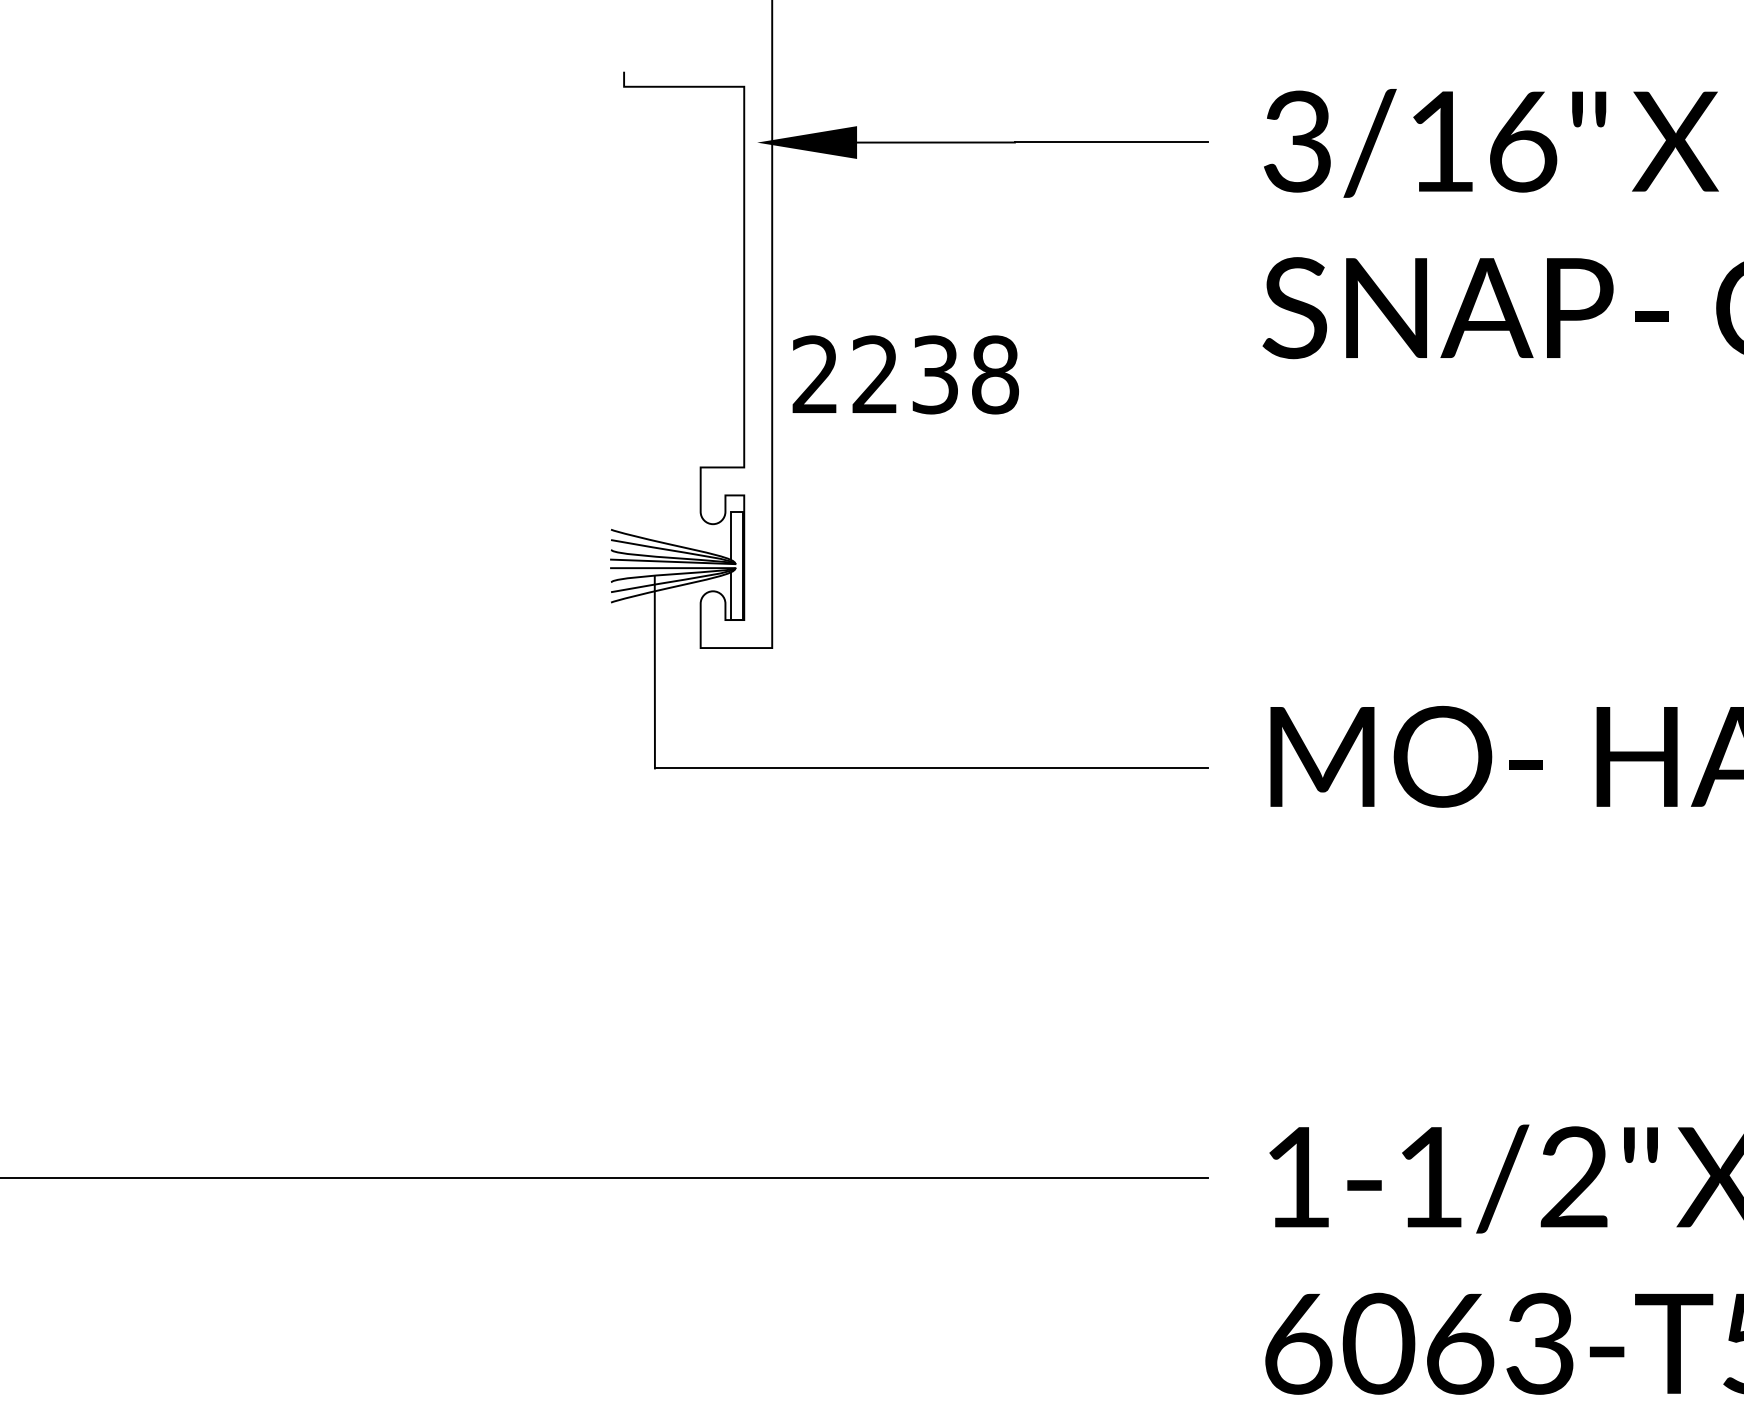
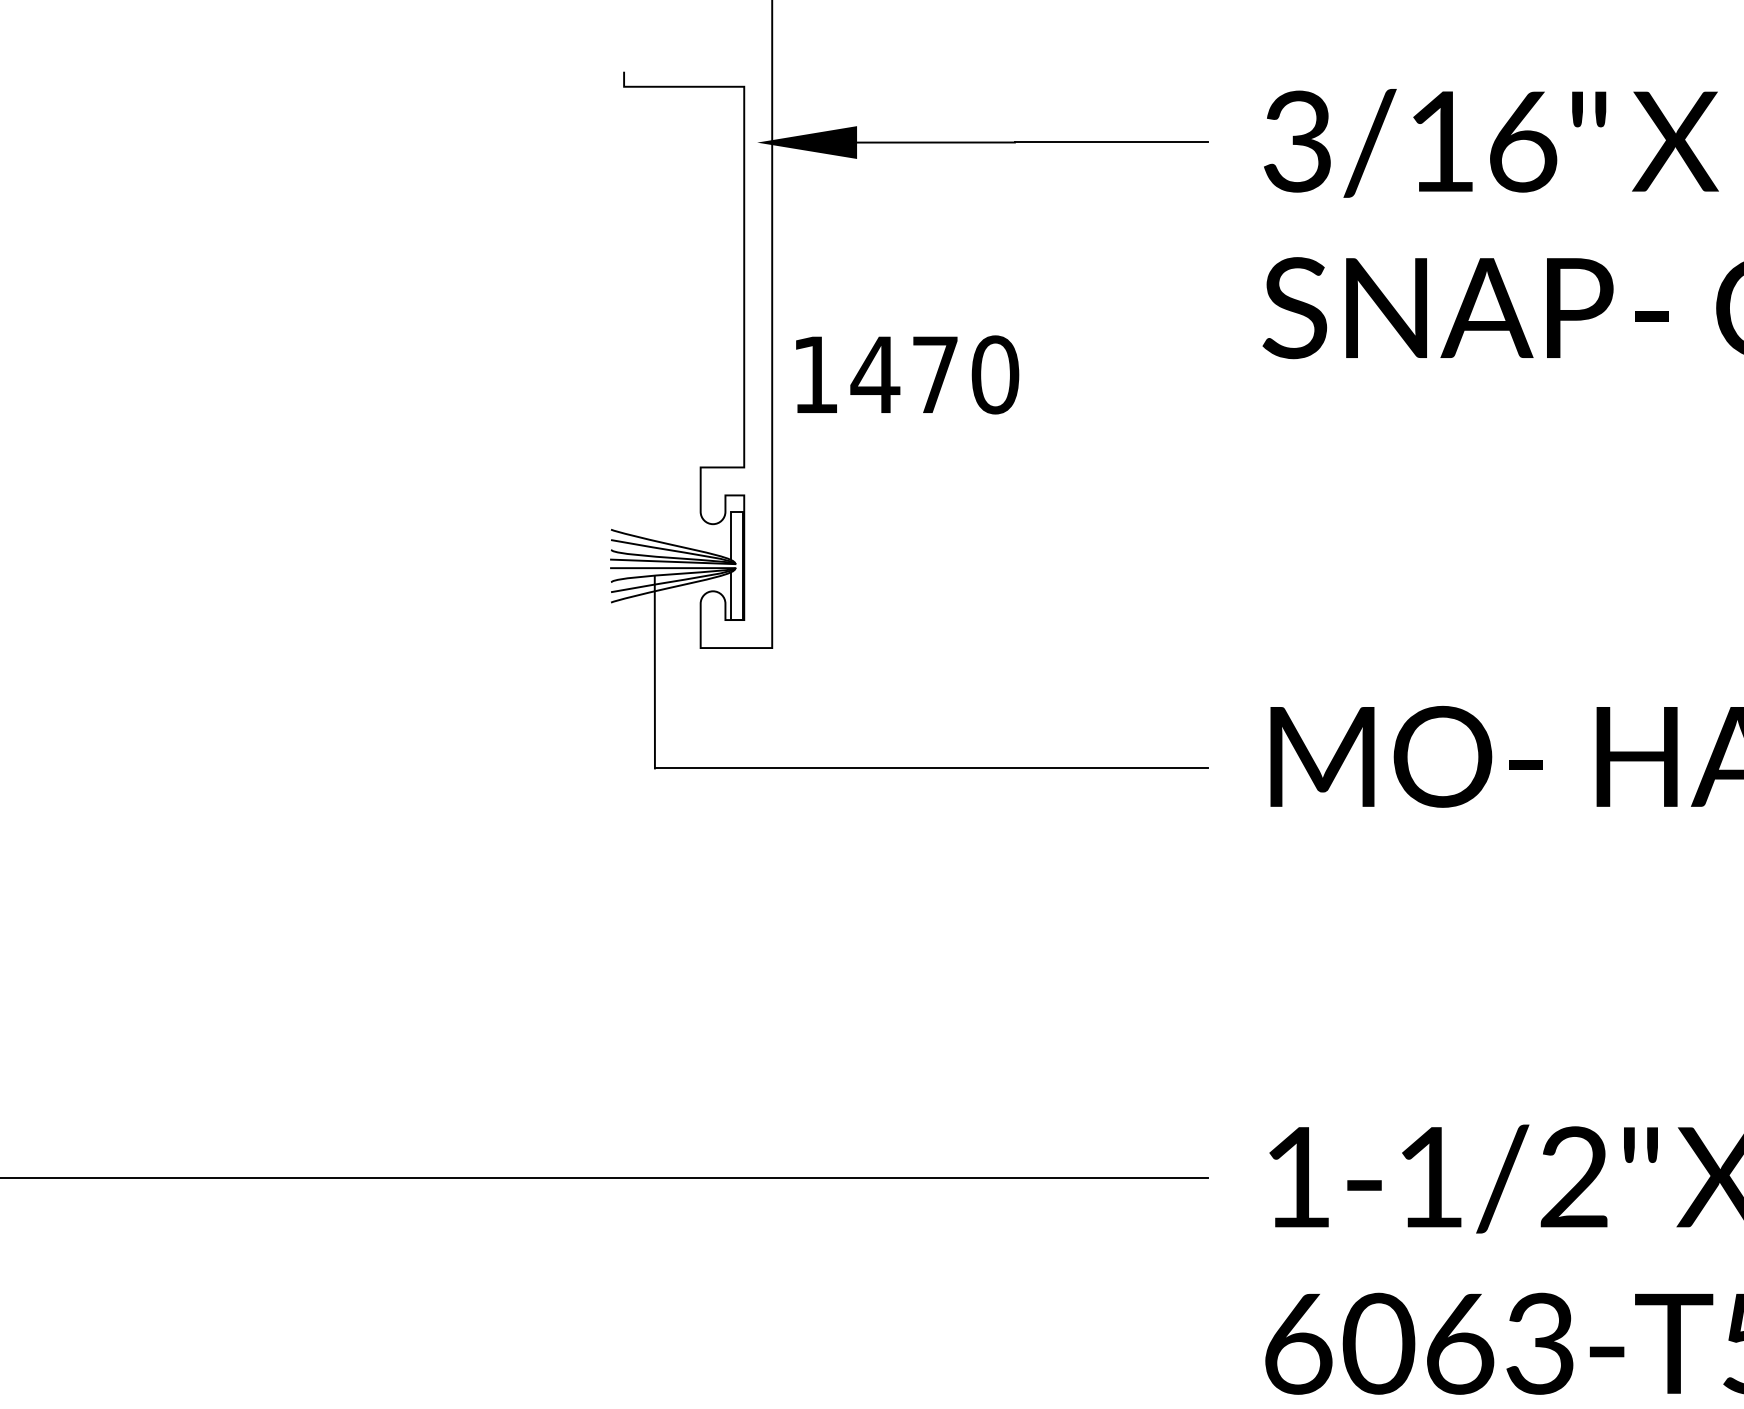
text: 2238 -> 1470 (905, 374)
